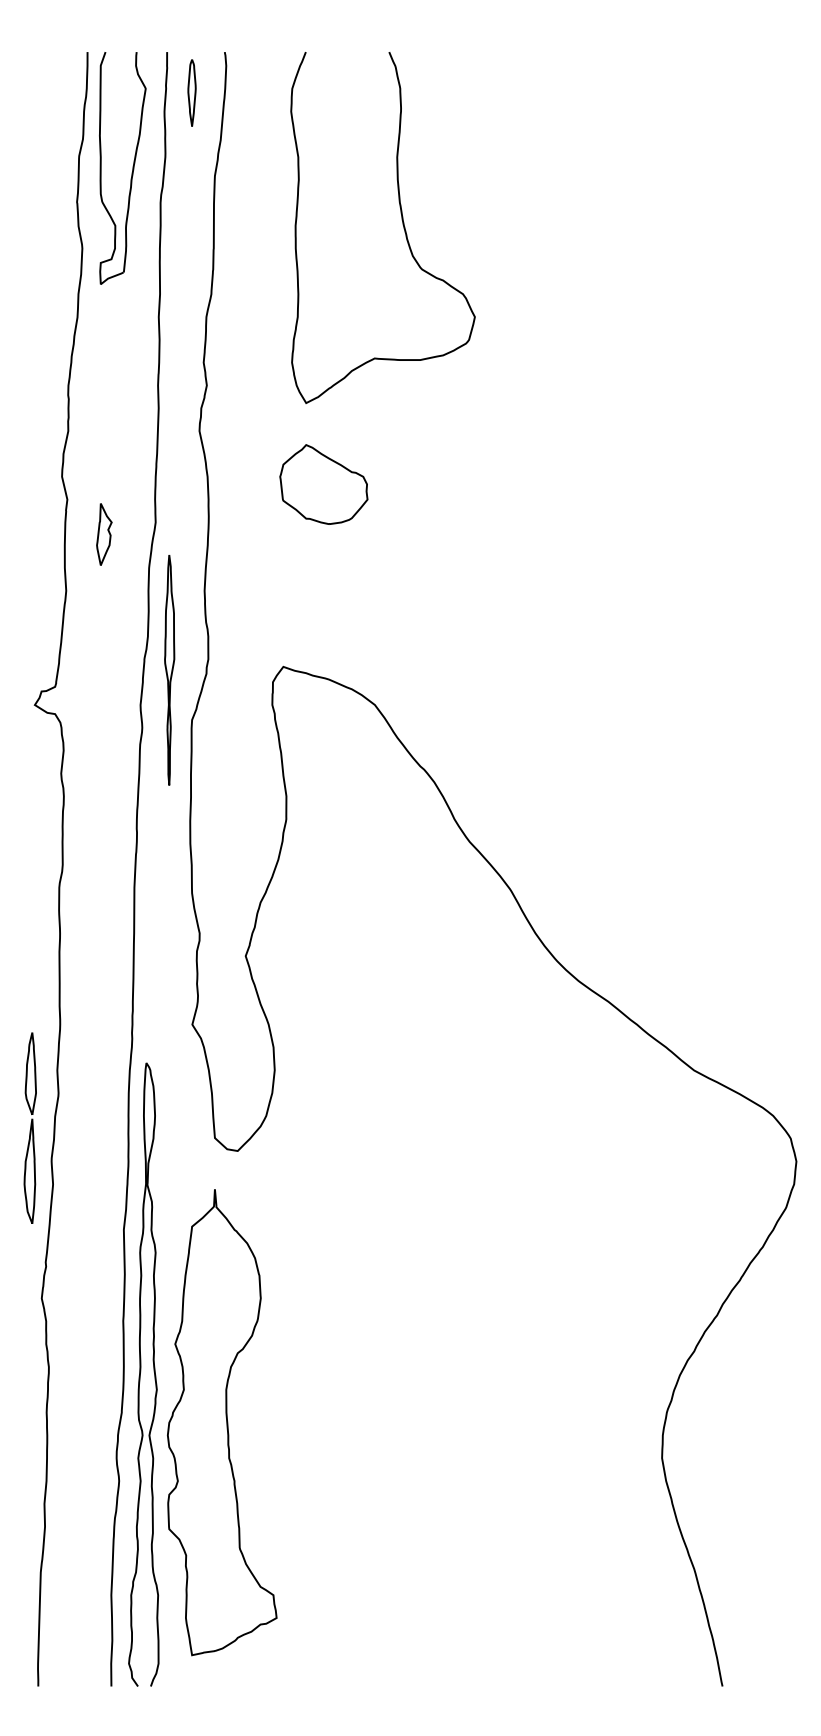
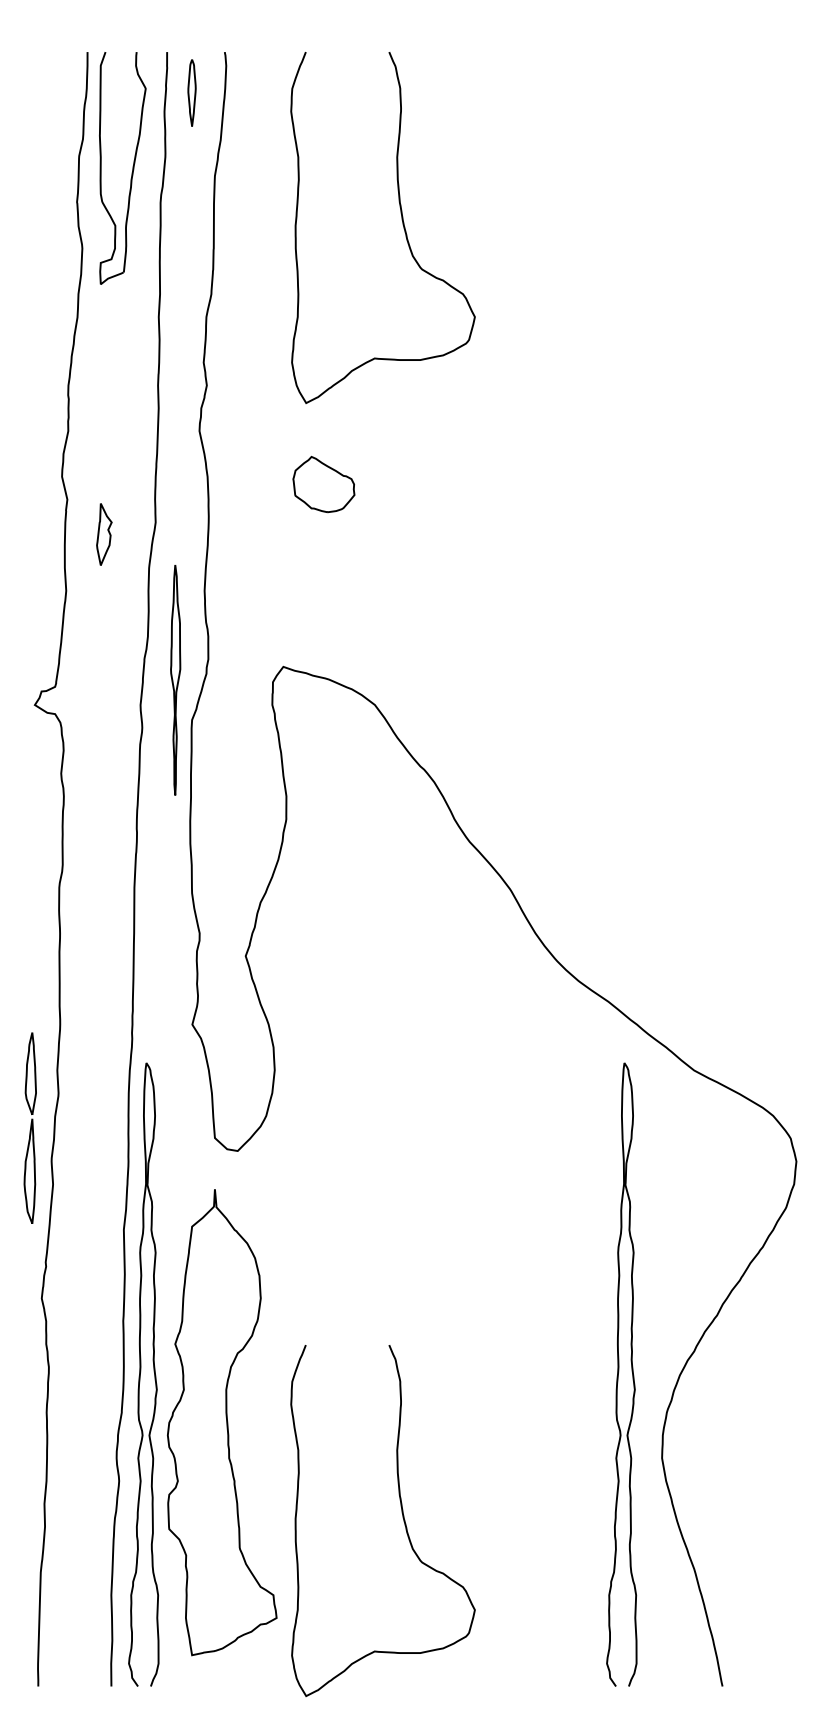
part size: 90x81 px -> 64x58 px (323, 484)
part position: (169, 670) -> (175, 680) (175, 680)
curve: none -> present (618, 1374)
curve: none -> present (402, 1517)
